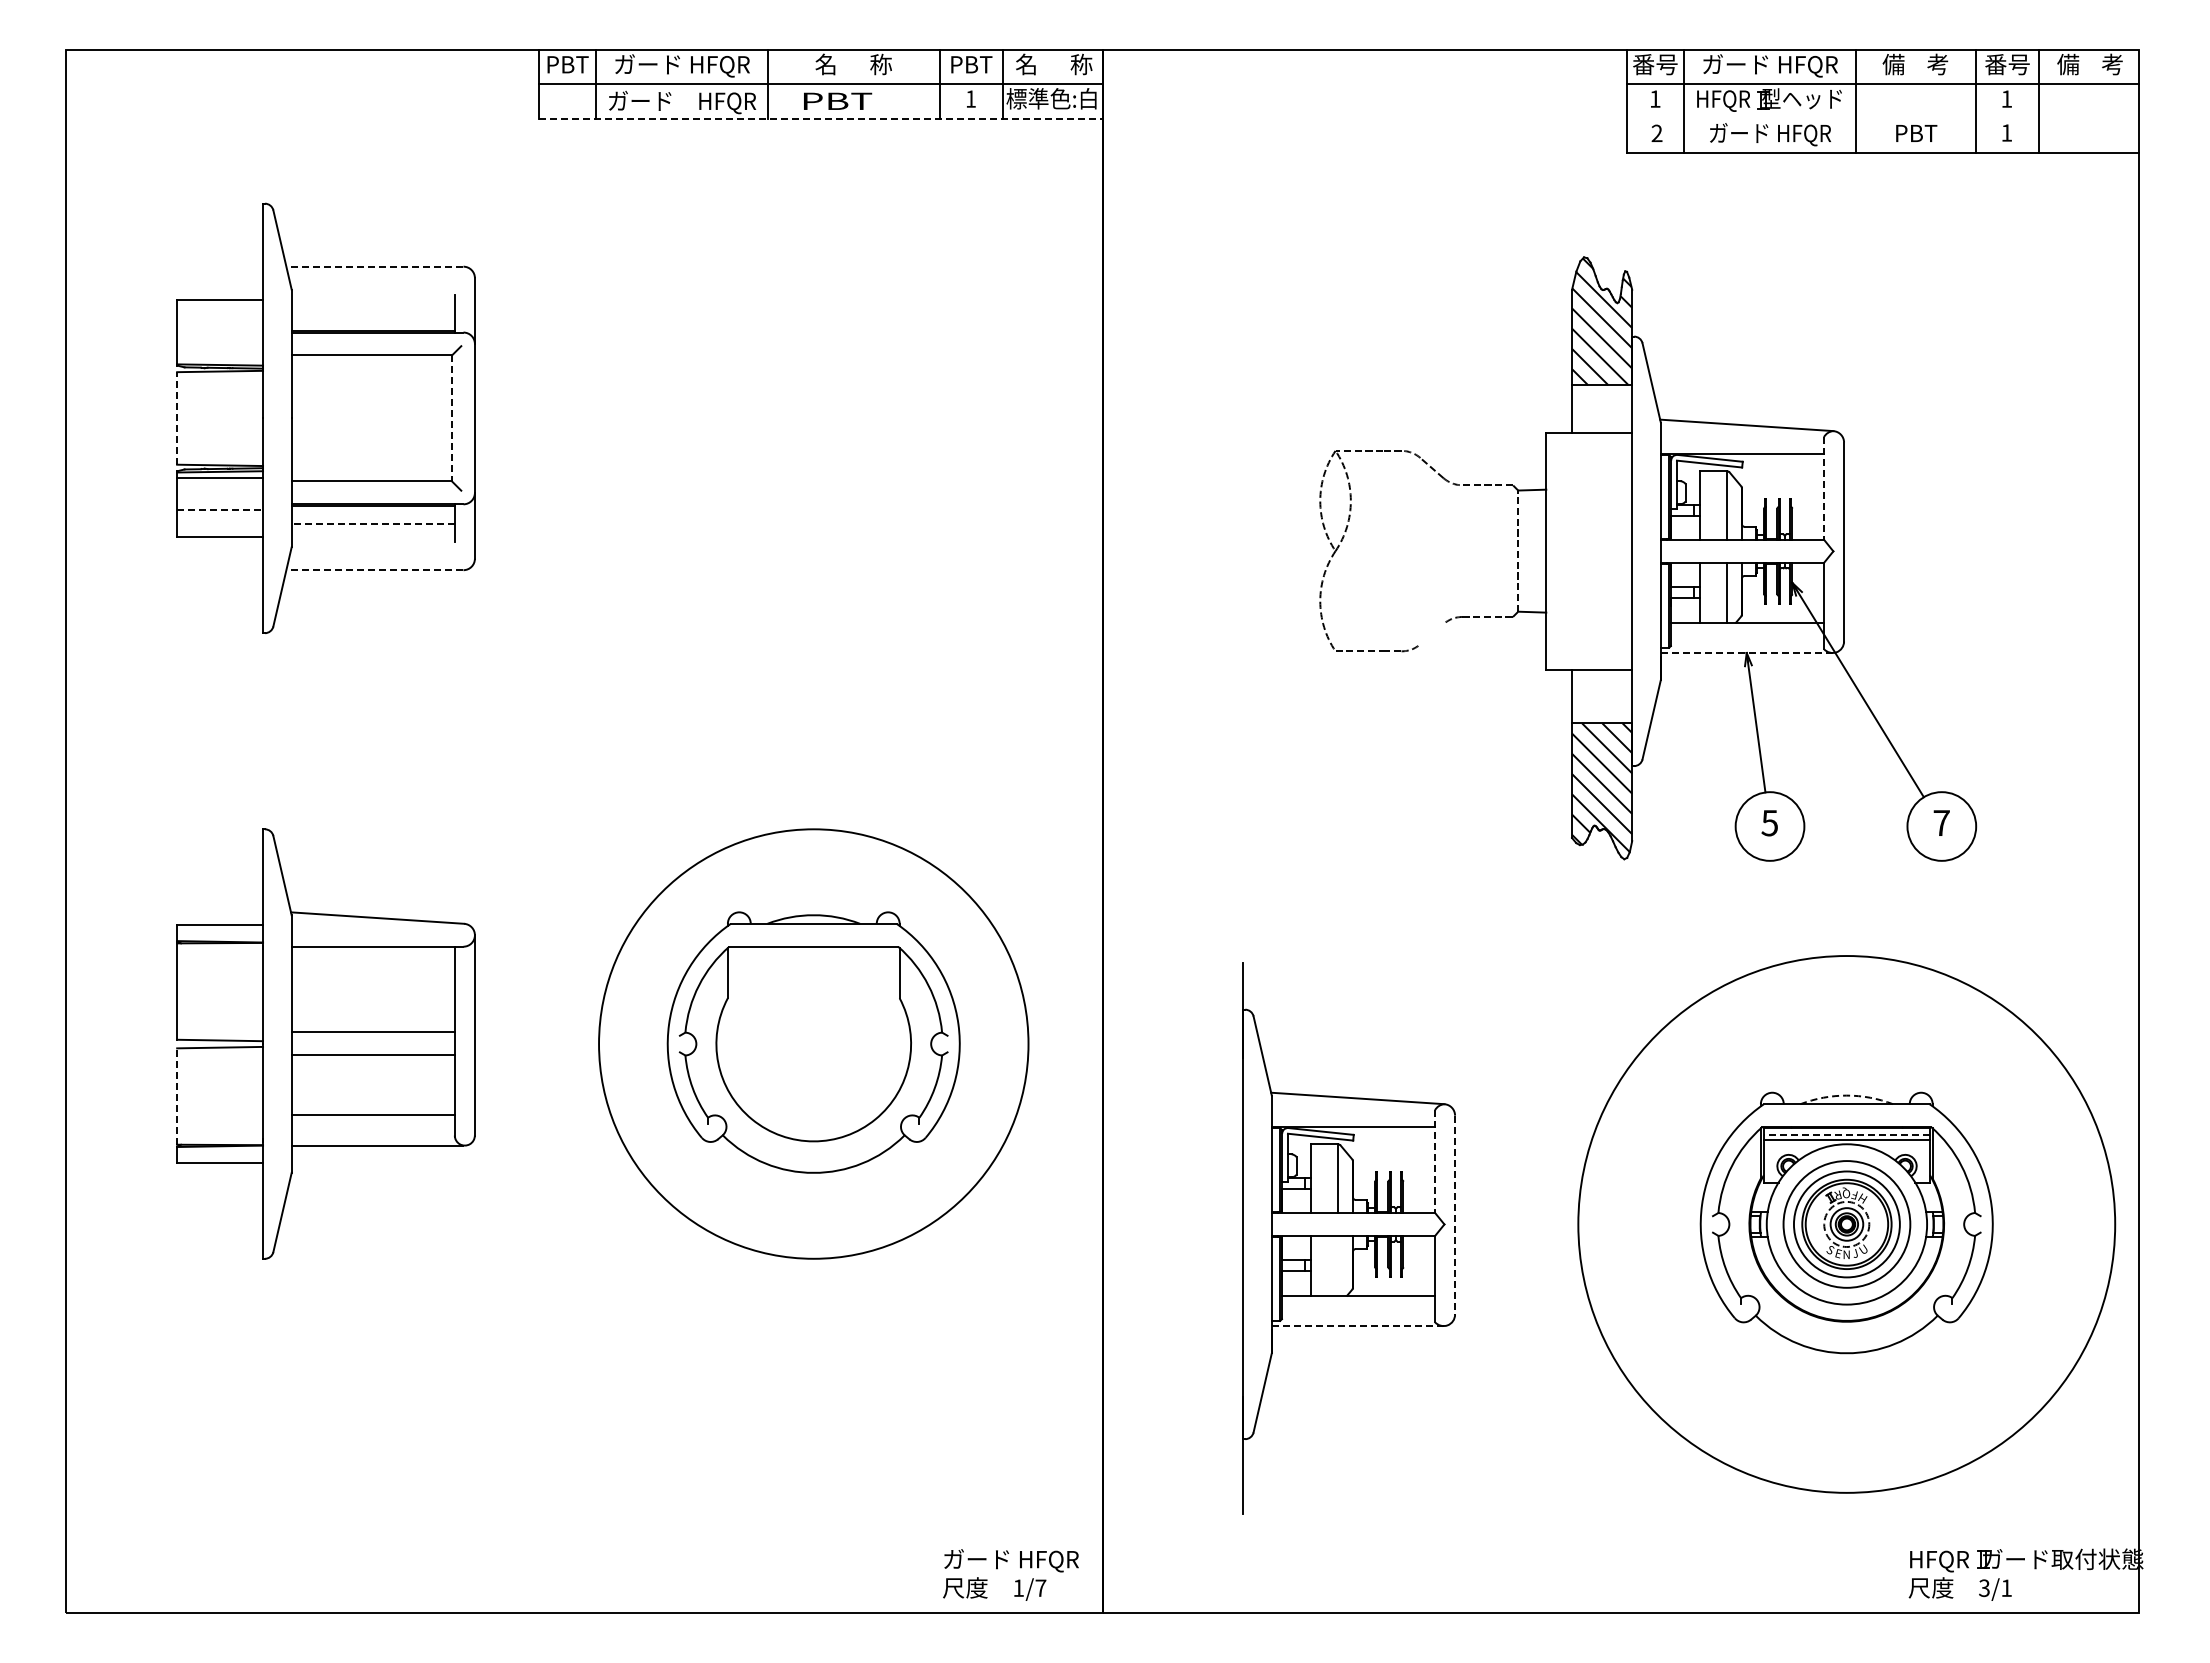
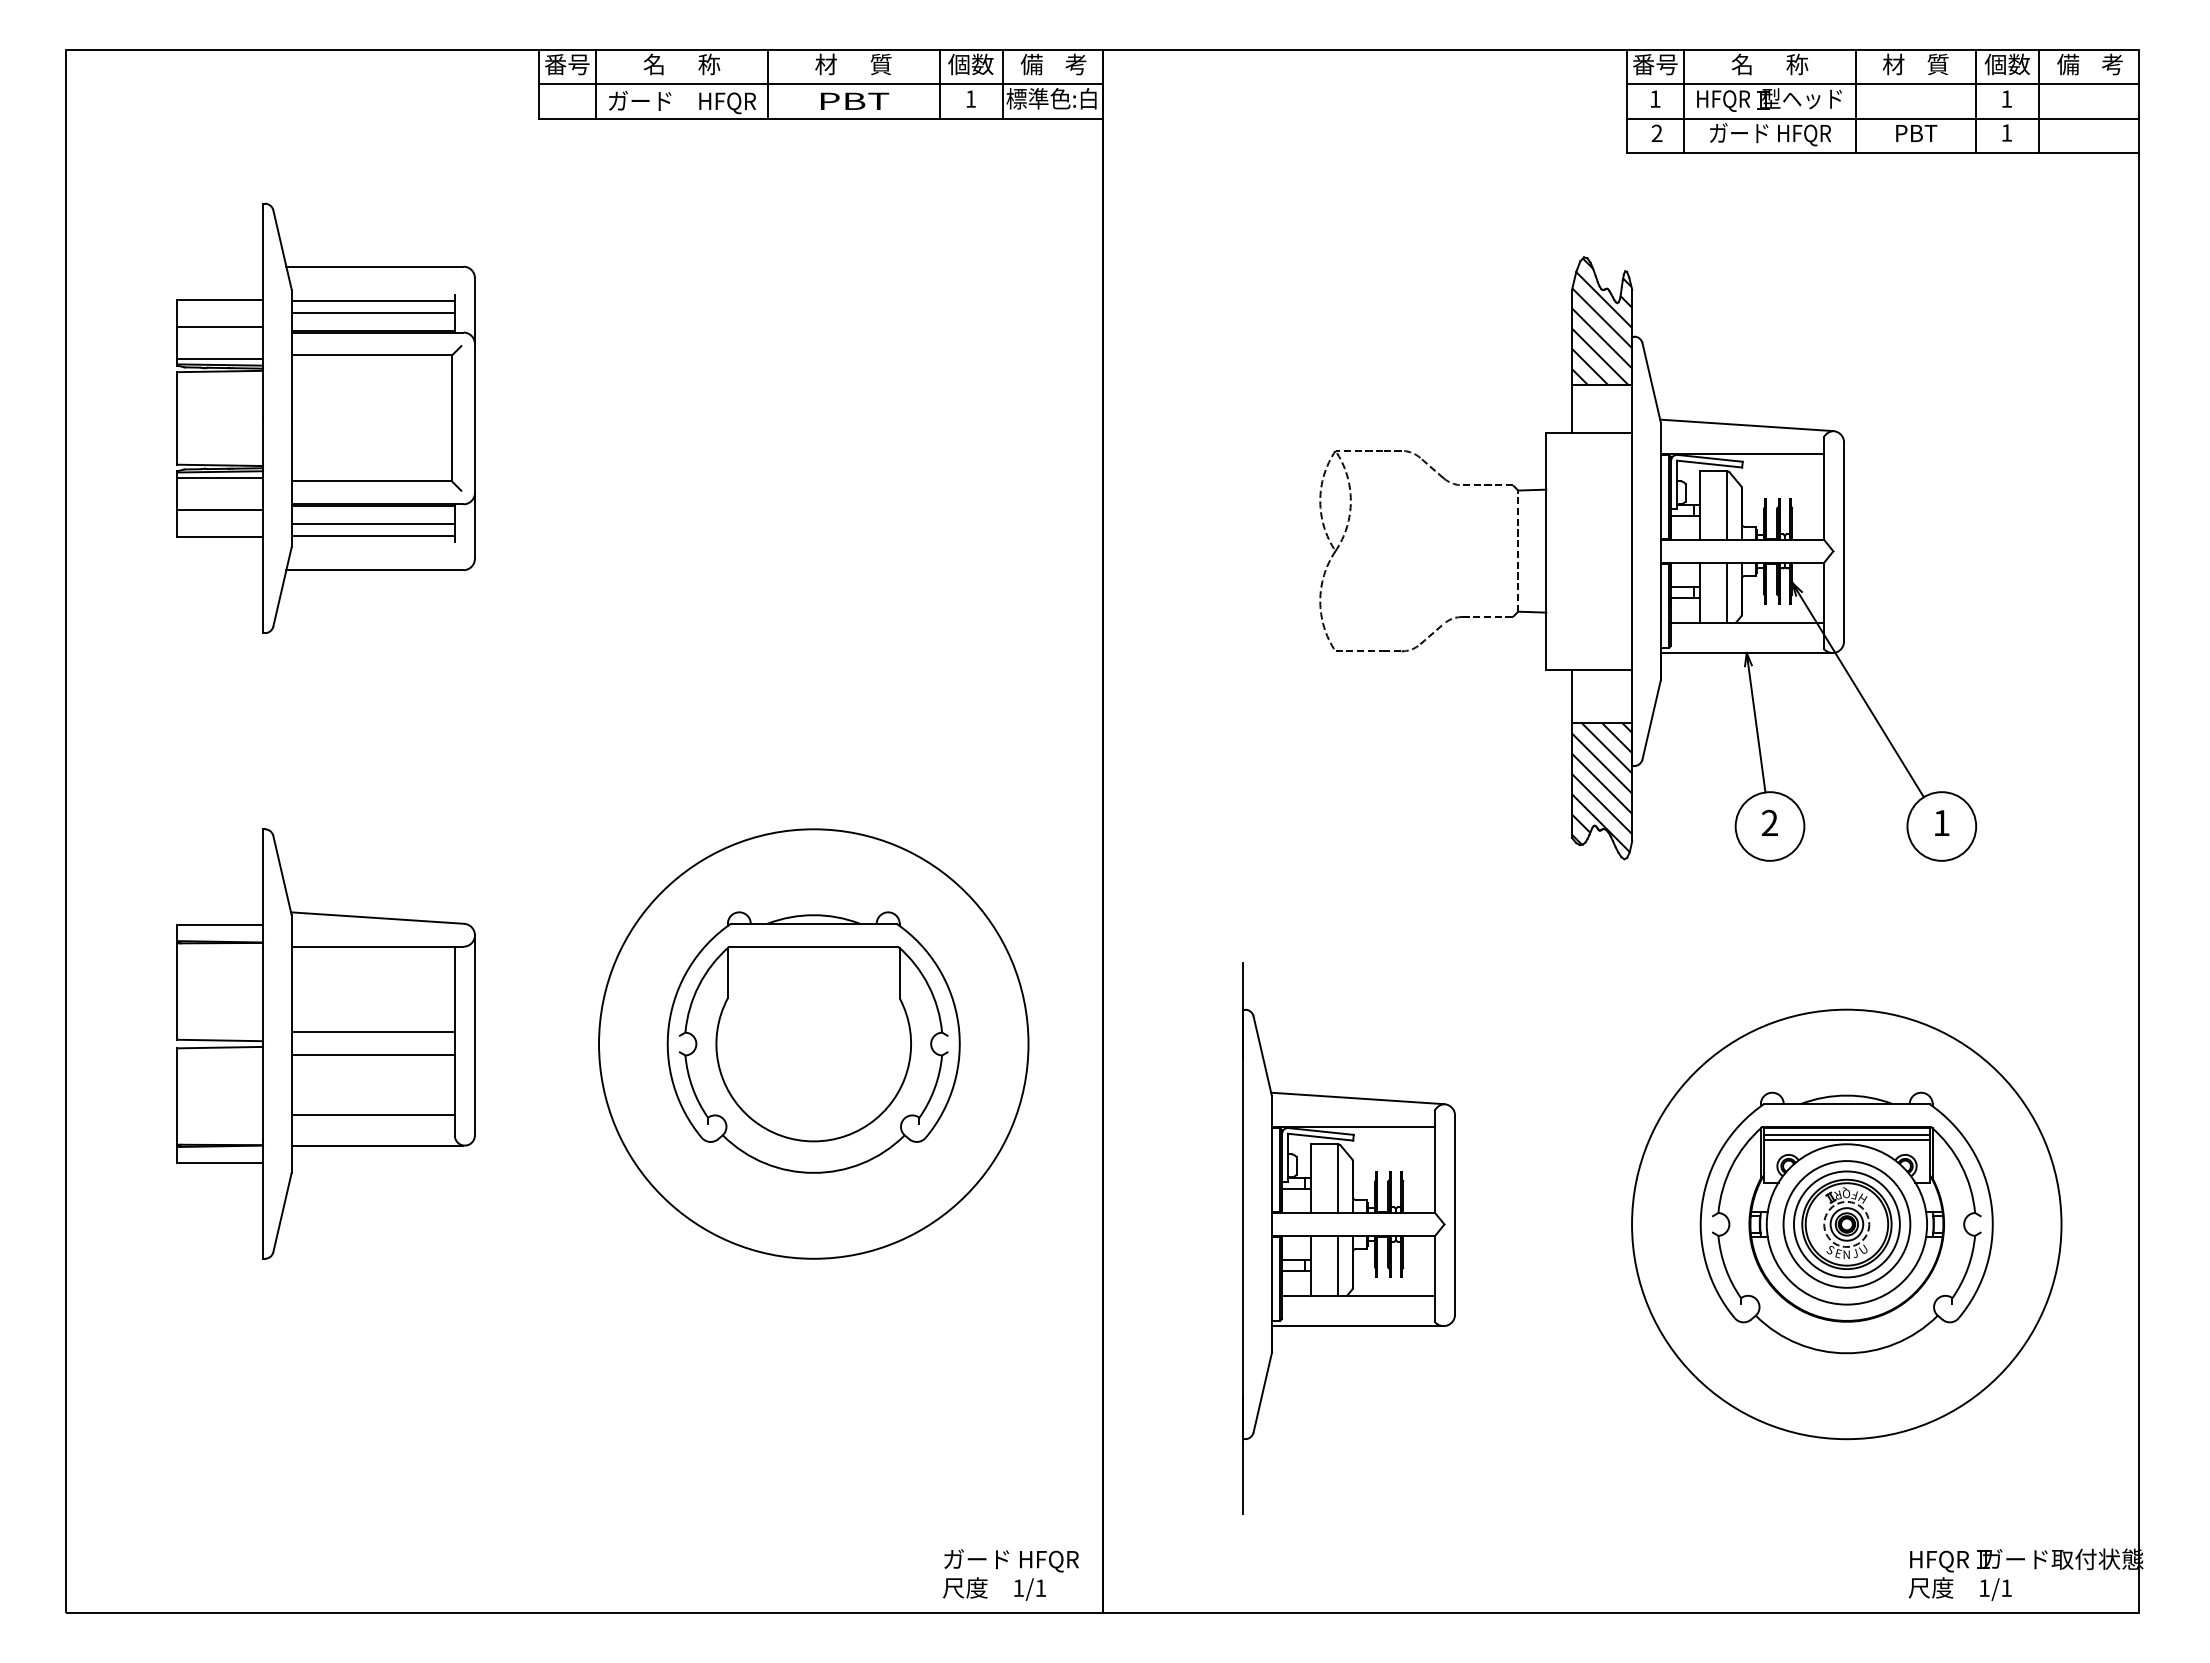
text: PBT -> 番号 (567, 64)
text: 名      称 -> 材      質 (853, 64)
text: PBT -> 個数 (970, 64)
text: 名      称 -> 備    考 (1054, 64)
text: 備    考 -> 材    質 (1915, 64)
text: 番号 -> 個数 (2006, 64)
text: ガード HFQR -> 名      称 (682, 65)
text: ガード HFQR -> 名      称 (1770, 65)
text position: (838, 100) -> (855, 100) (855, 100)
line: dashed -> solid (821, 118)
line: none -> present (1882, 118)
line: dashed -> solid (374, 266)
line: none -> present (372, 301)
line: none -> present (372, 312)
line: none -> present (220, 326)
line: none -> present (220, 359)
line: dashed -> solid (177, 417)
line: dashed -> solid (452, 418)
line: dashed -> solid (1824, 488)
line: dashed -> solid (220, 510)
line: dashed -> solid (373, 524)
line: none -> present (372, 535)
line: dashed -> solid (374, 570)
line: none -> present (1431, 634)
line: dashed -> solid (1746, 653)
text: 5 -> 2 (1769, 822)
text: 7 -> 1 (1941, 822)
arc: dashed -> solid (1846, 1095)
line: dashed -> solid (177, 1096)
line: dashed -> solid (1846, 1134)
line: dashed -> solid (1435, 1162)
line: dashed -> solid (1455, 1215)
circle diameter: 537 px -> 429 px (1846, 1224)
line: none -> present (1338, 1265)
line: dashed -> solid (1357, 1326)
text: 1/7 -> 1/1 (1040, 1587)
text: 3/1 -> 1/1 (1984, 1588)
